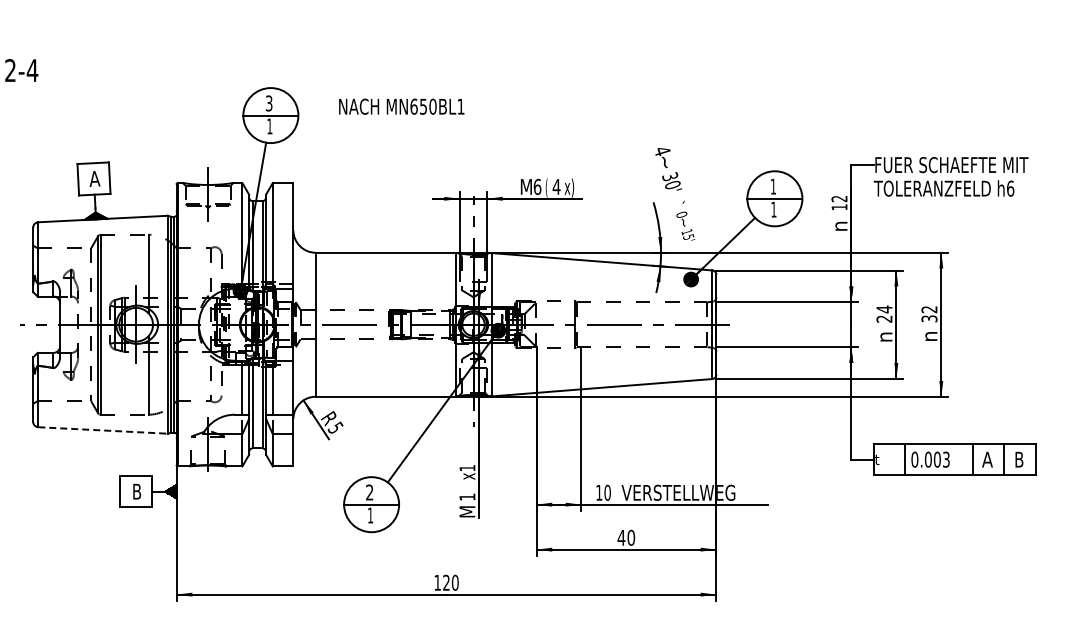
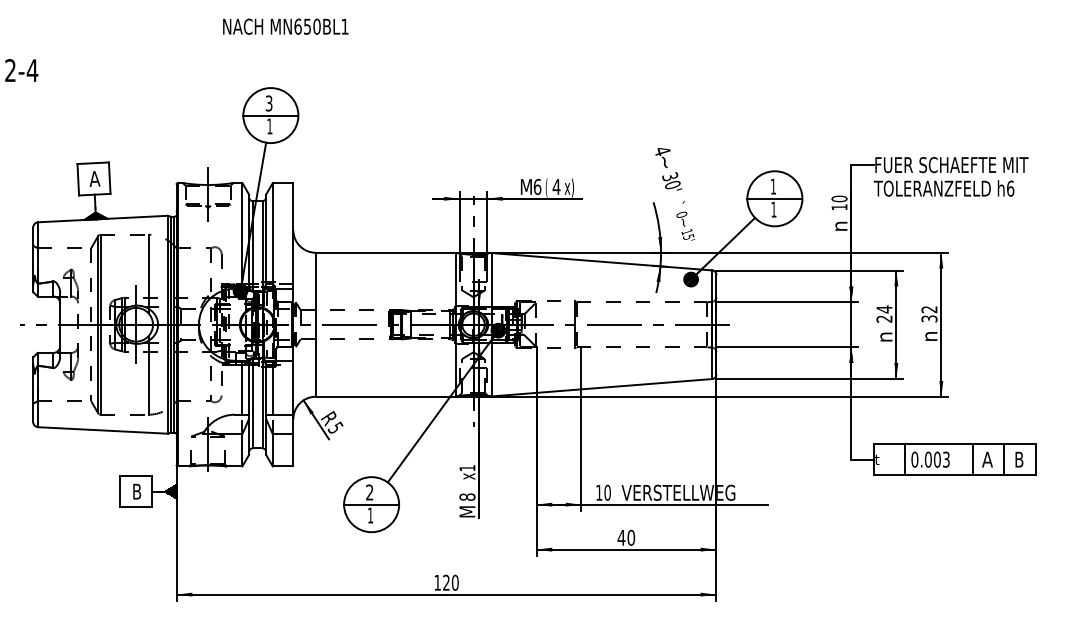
text position: (401, 106) -> (285, 26) (285, 26)
text: 12 -> 10 (839, 198)
line: dashed -> solid (102, 430)
text: 1 -> 8 (467, 496)
